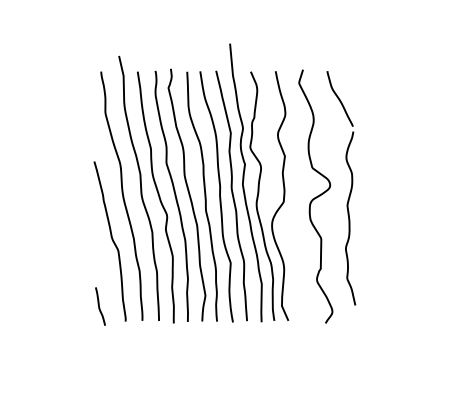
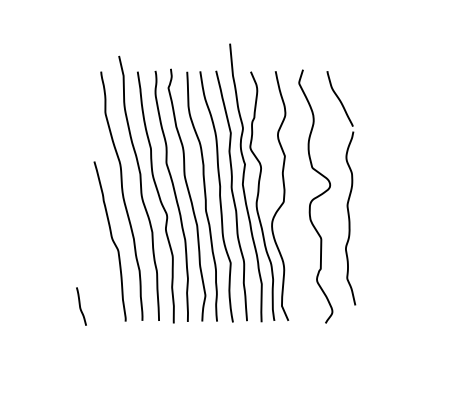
curve position: (99, 306) -> (80, 306) (80, 306)
